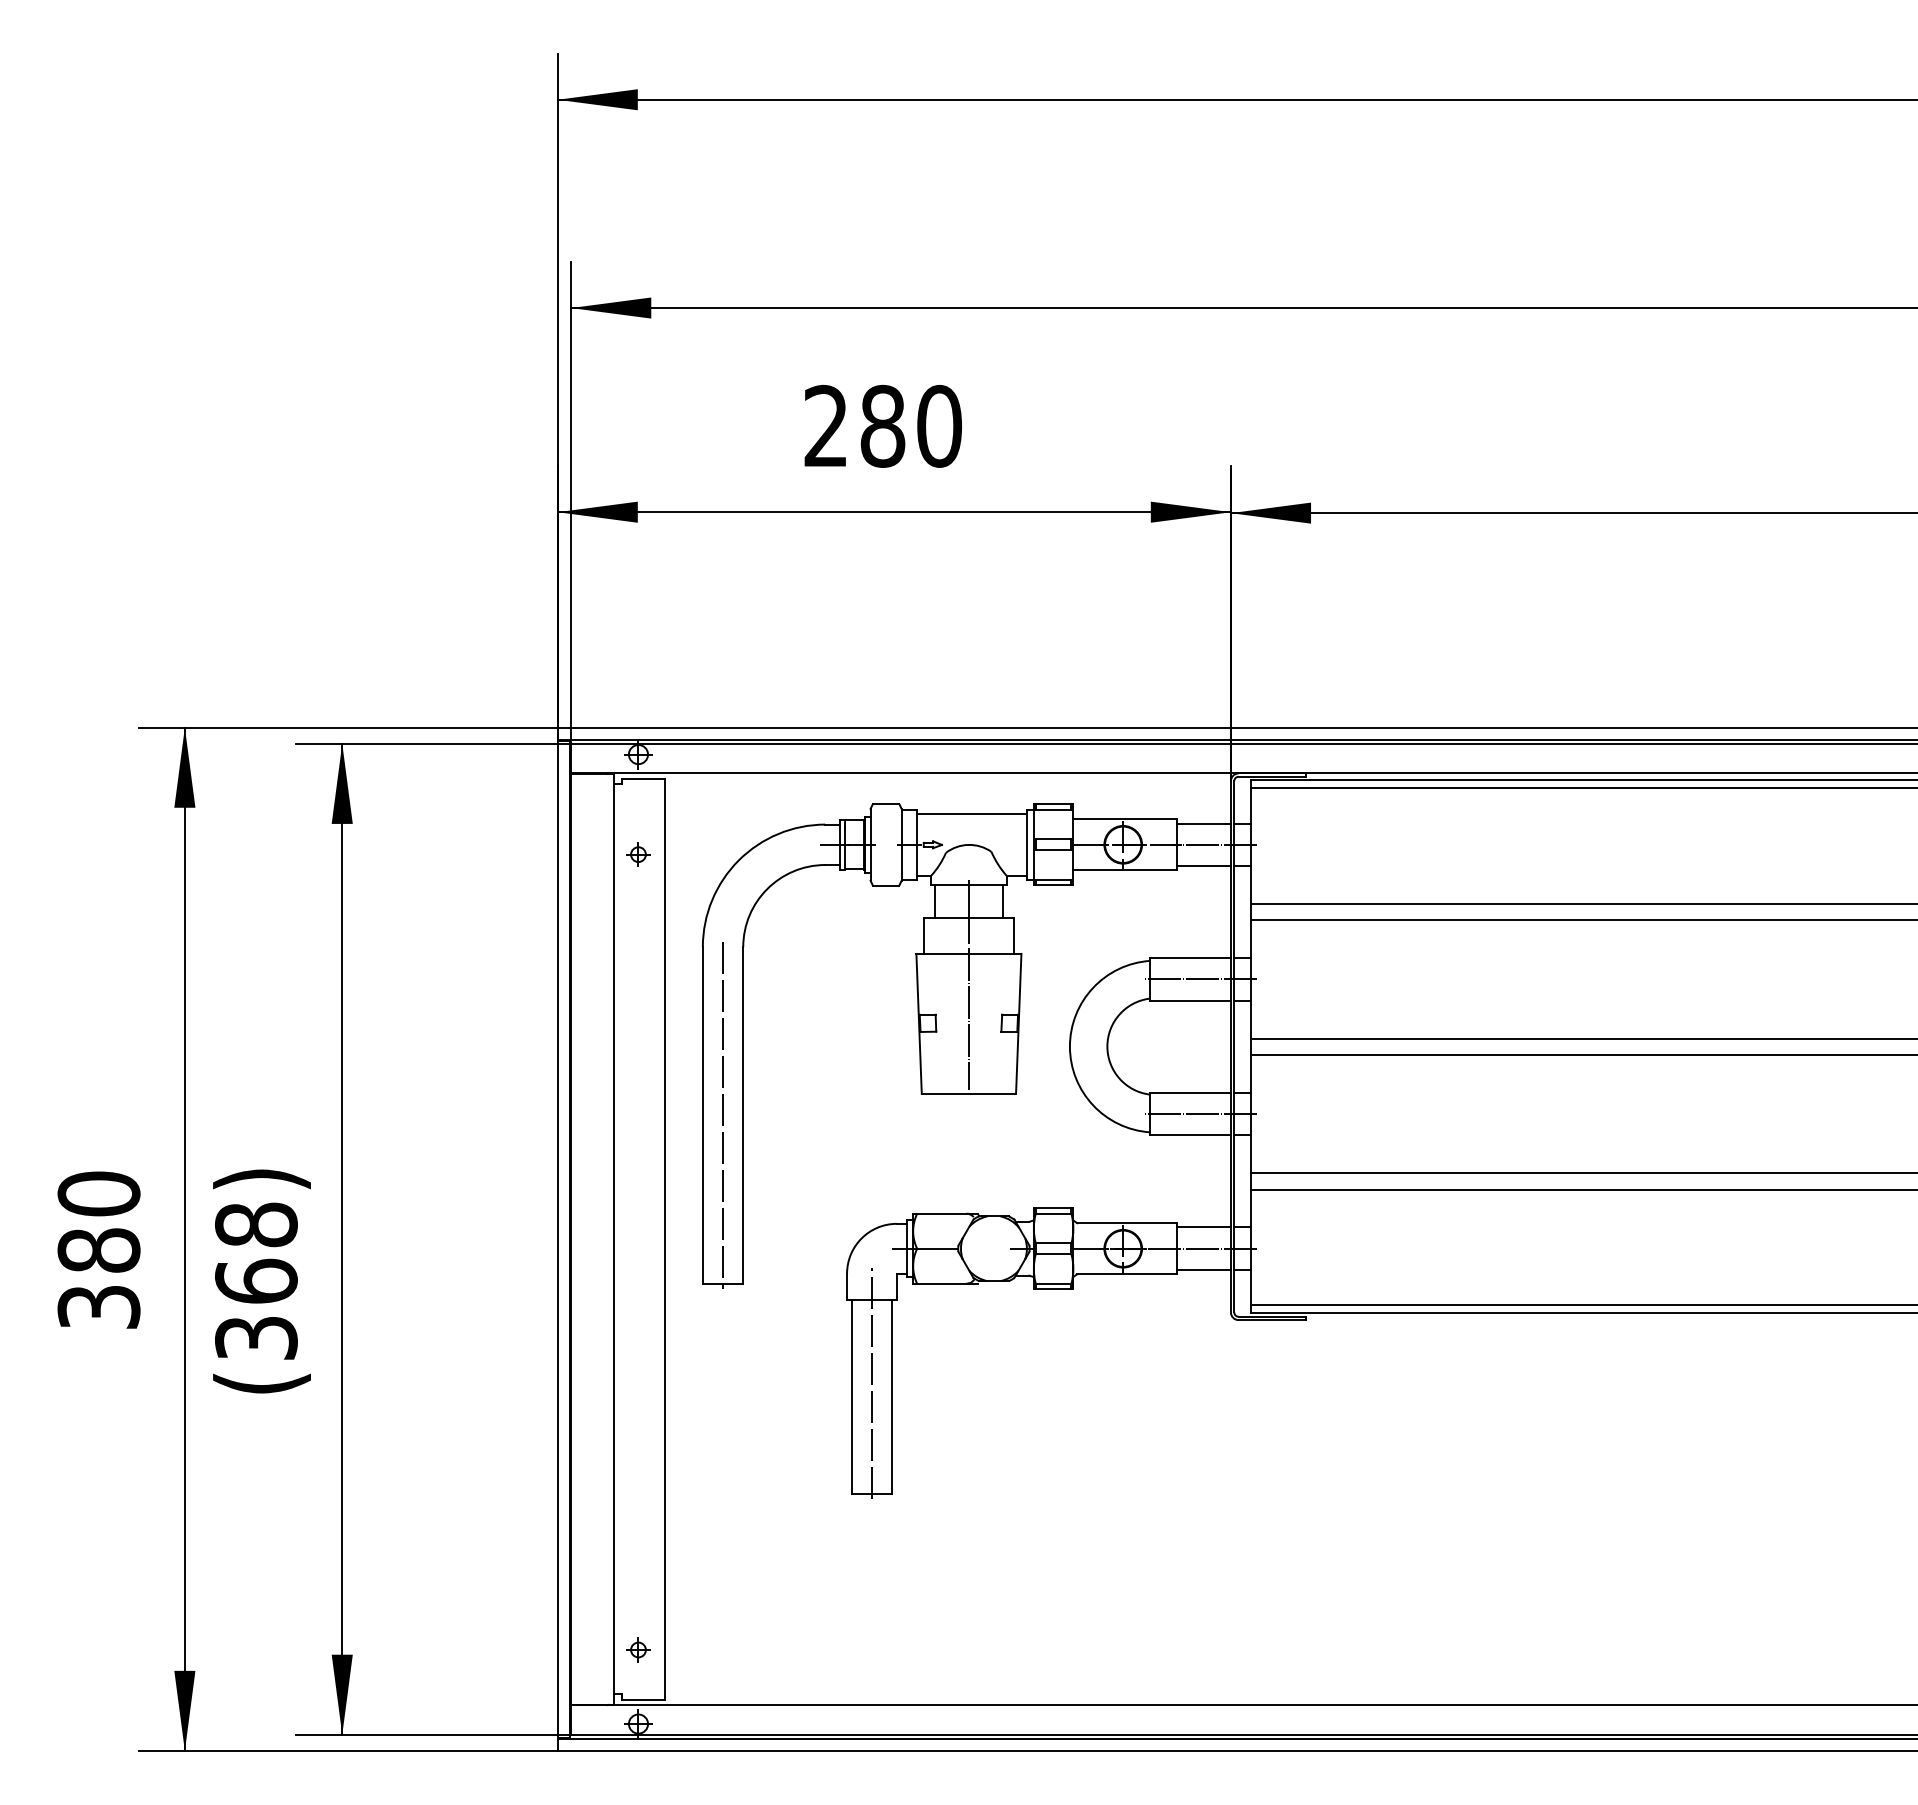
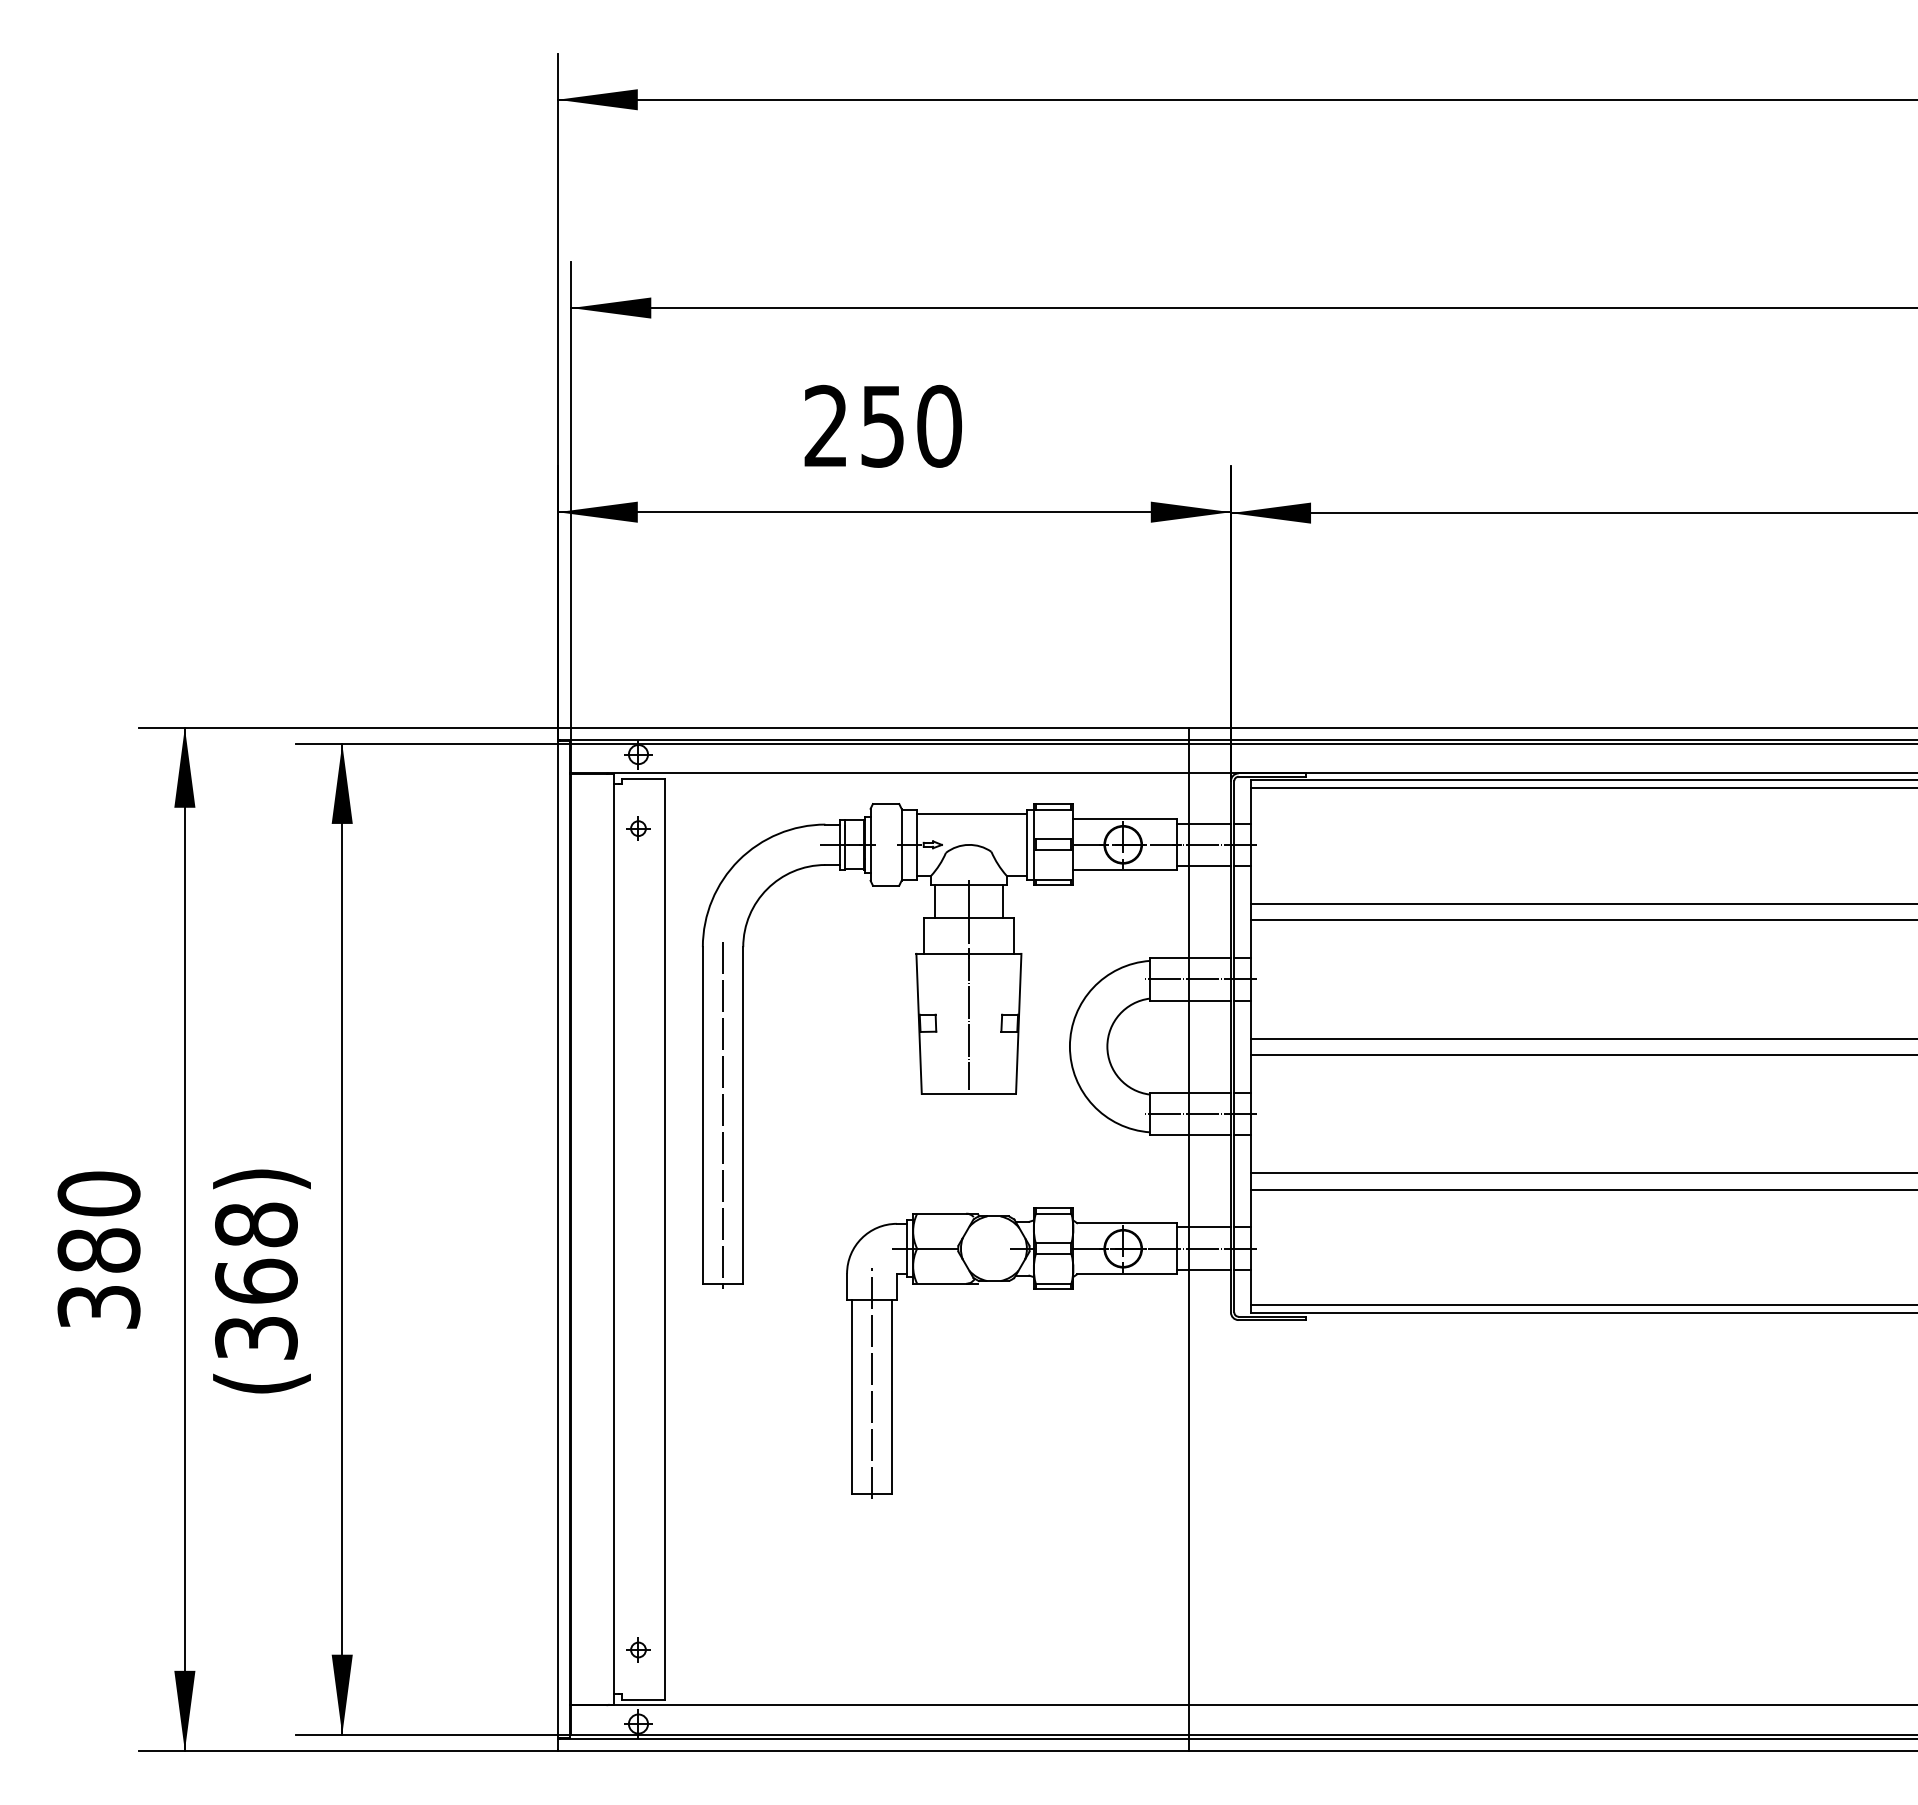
text: 280 -> 250 (882, 425)
part position: (638, 854) -> (638, 828) (638, 828)
line: none -> present (1189, 1238)
